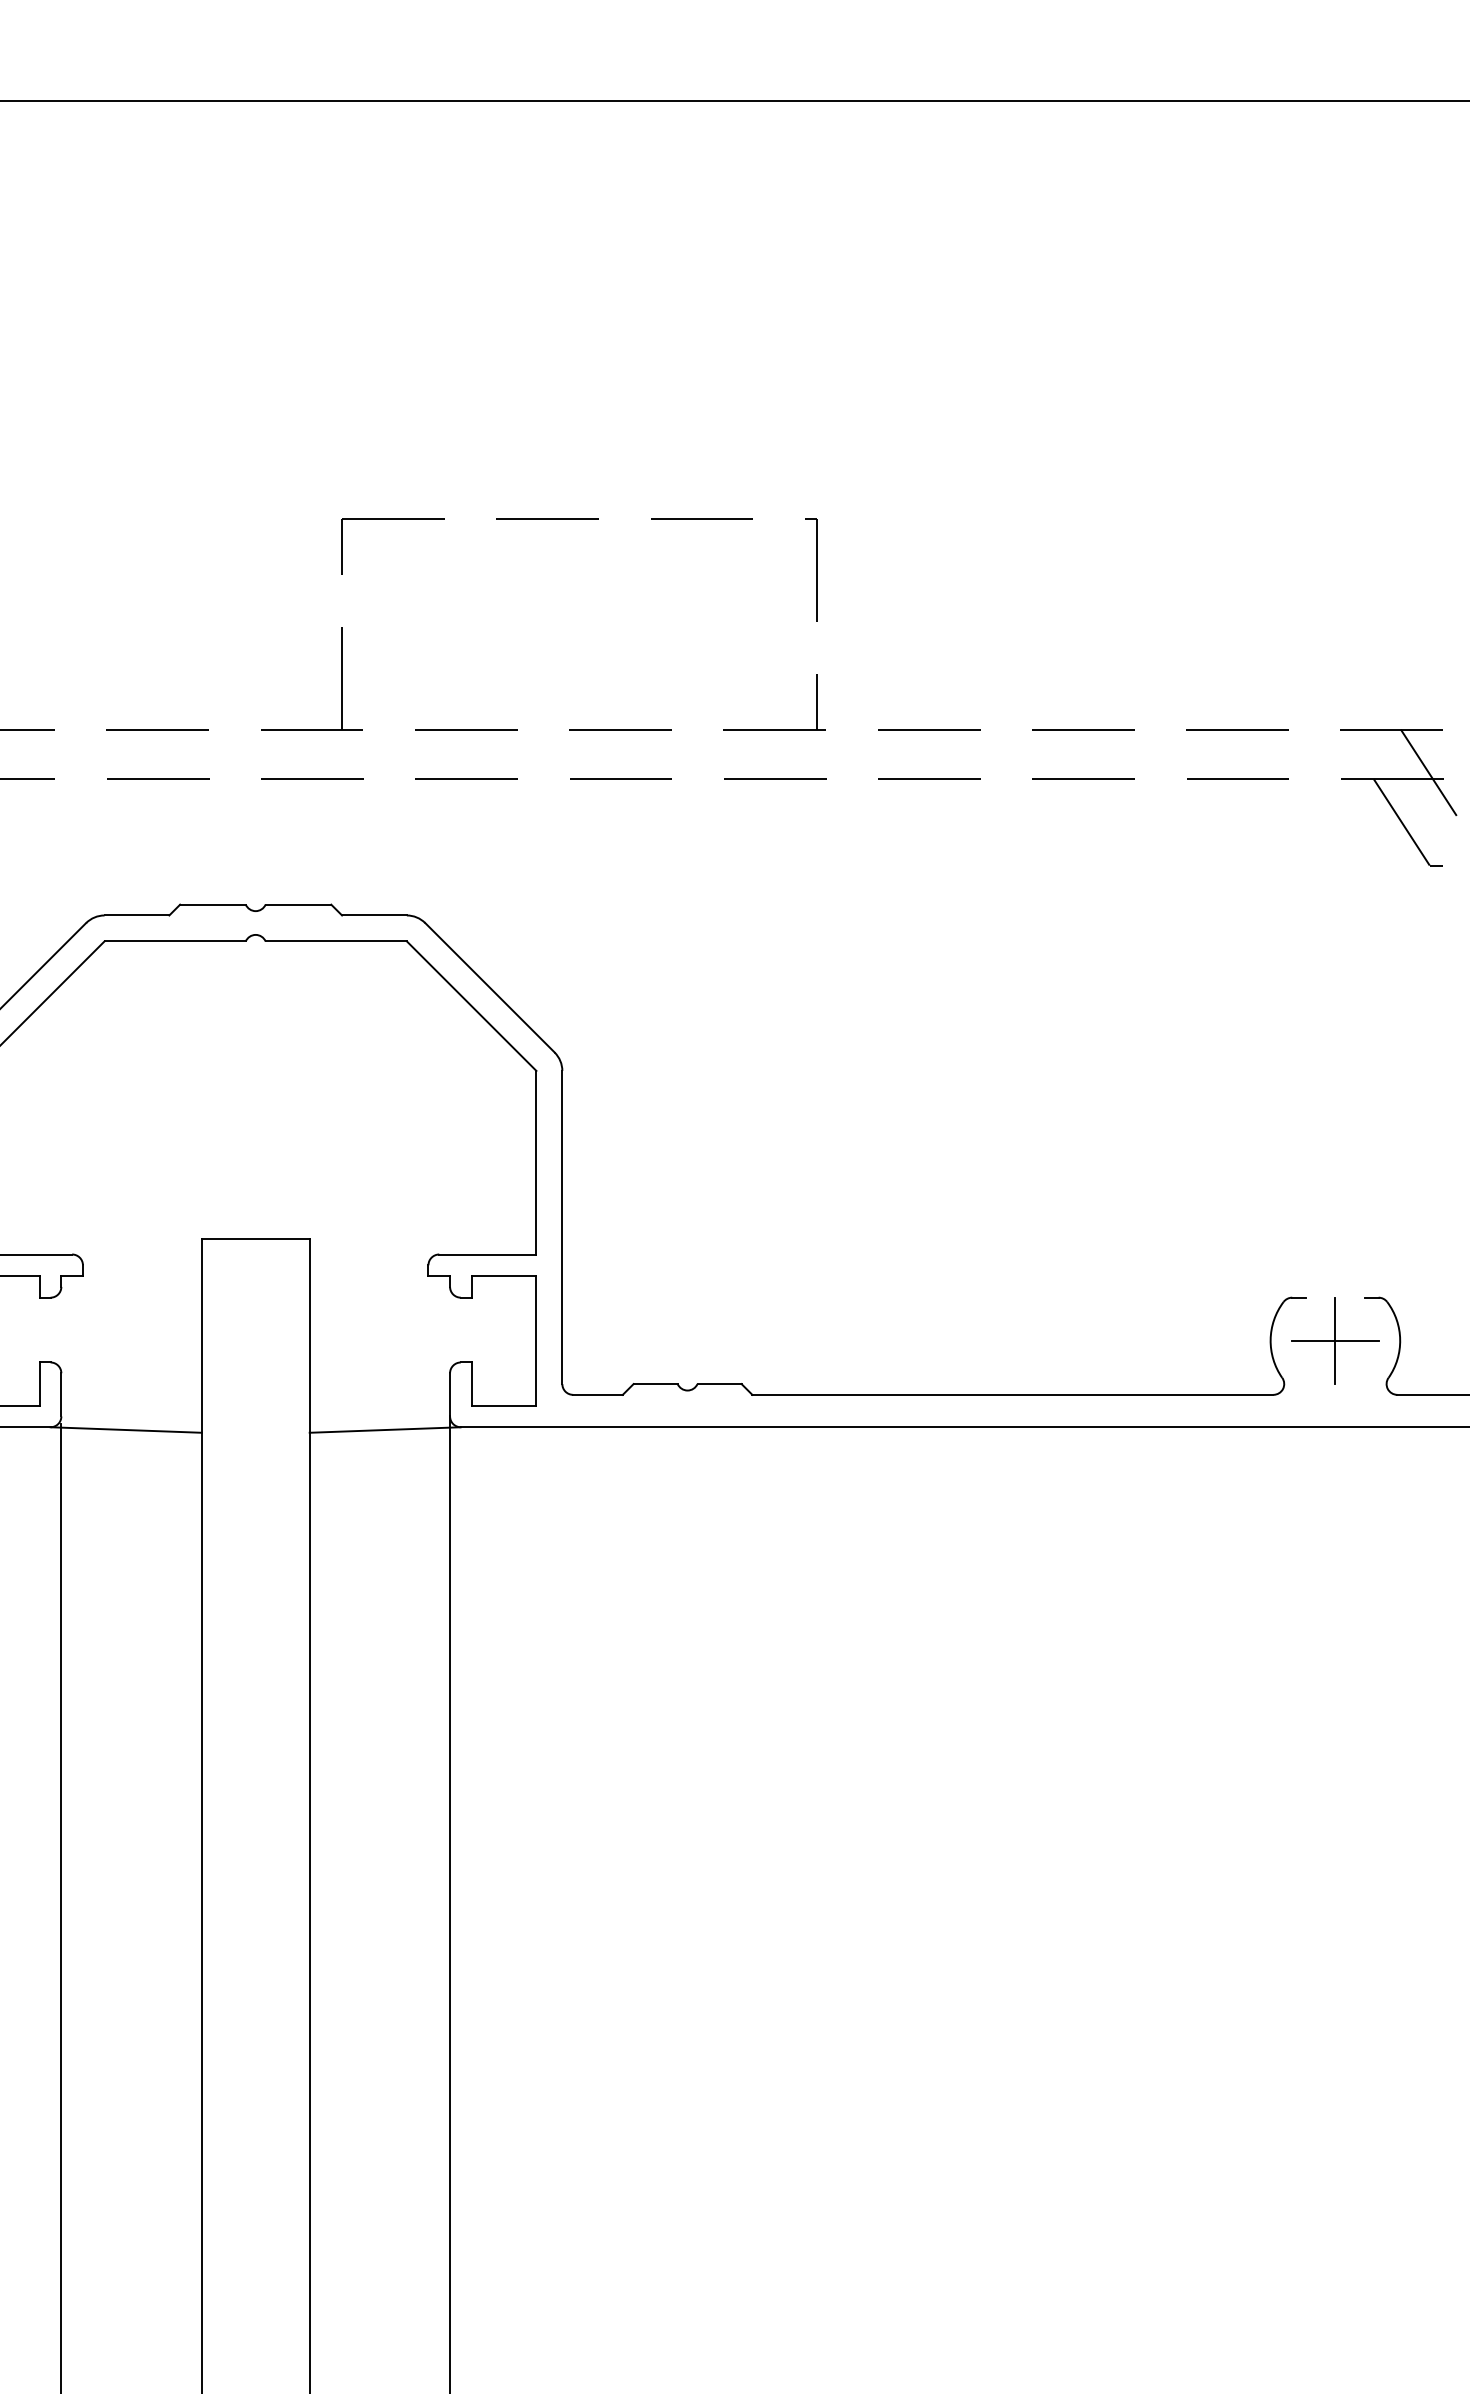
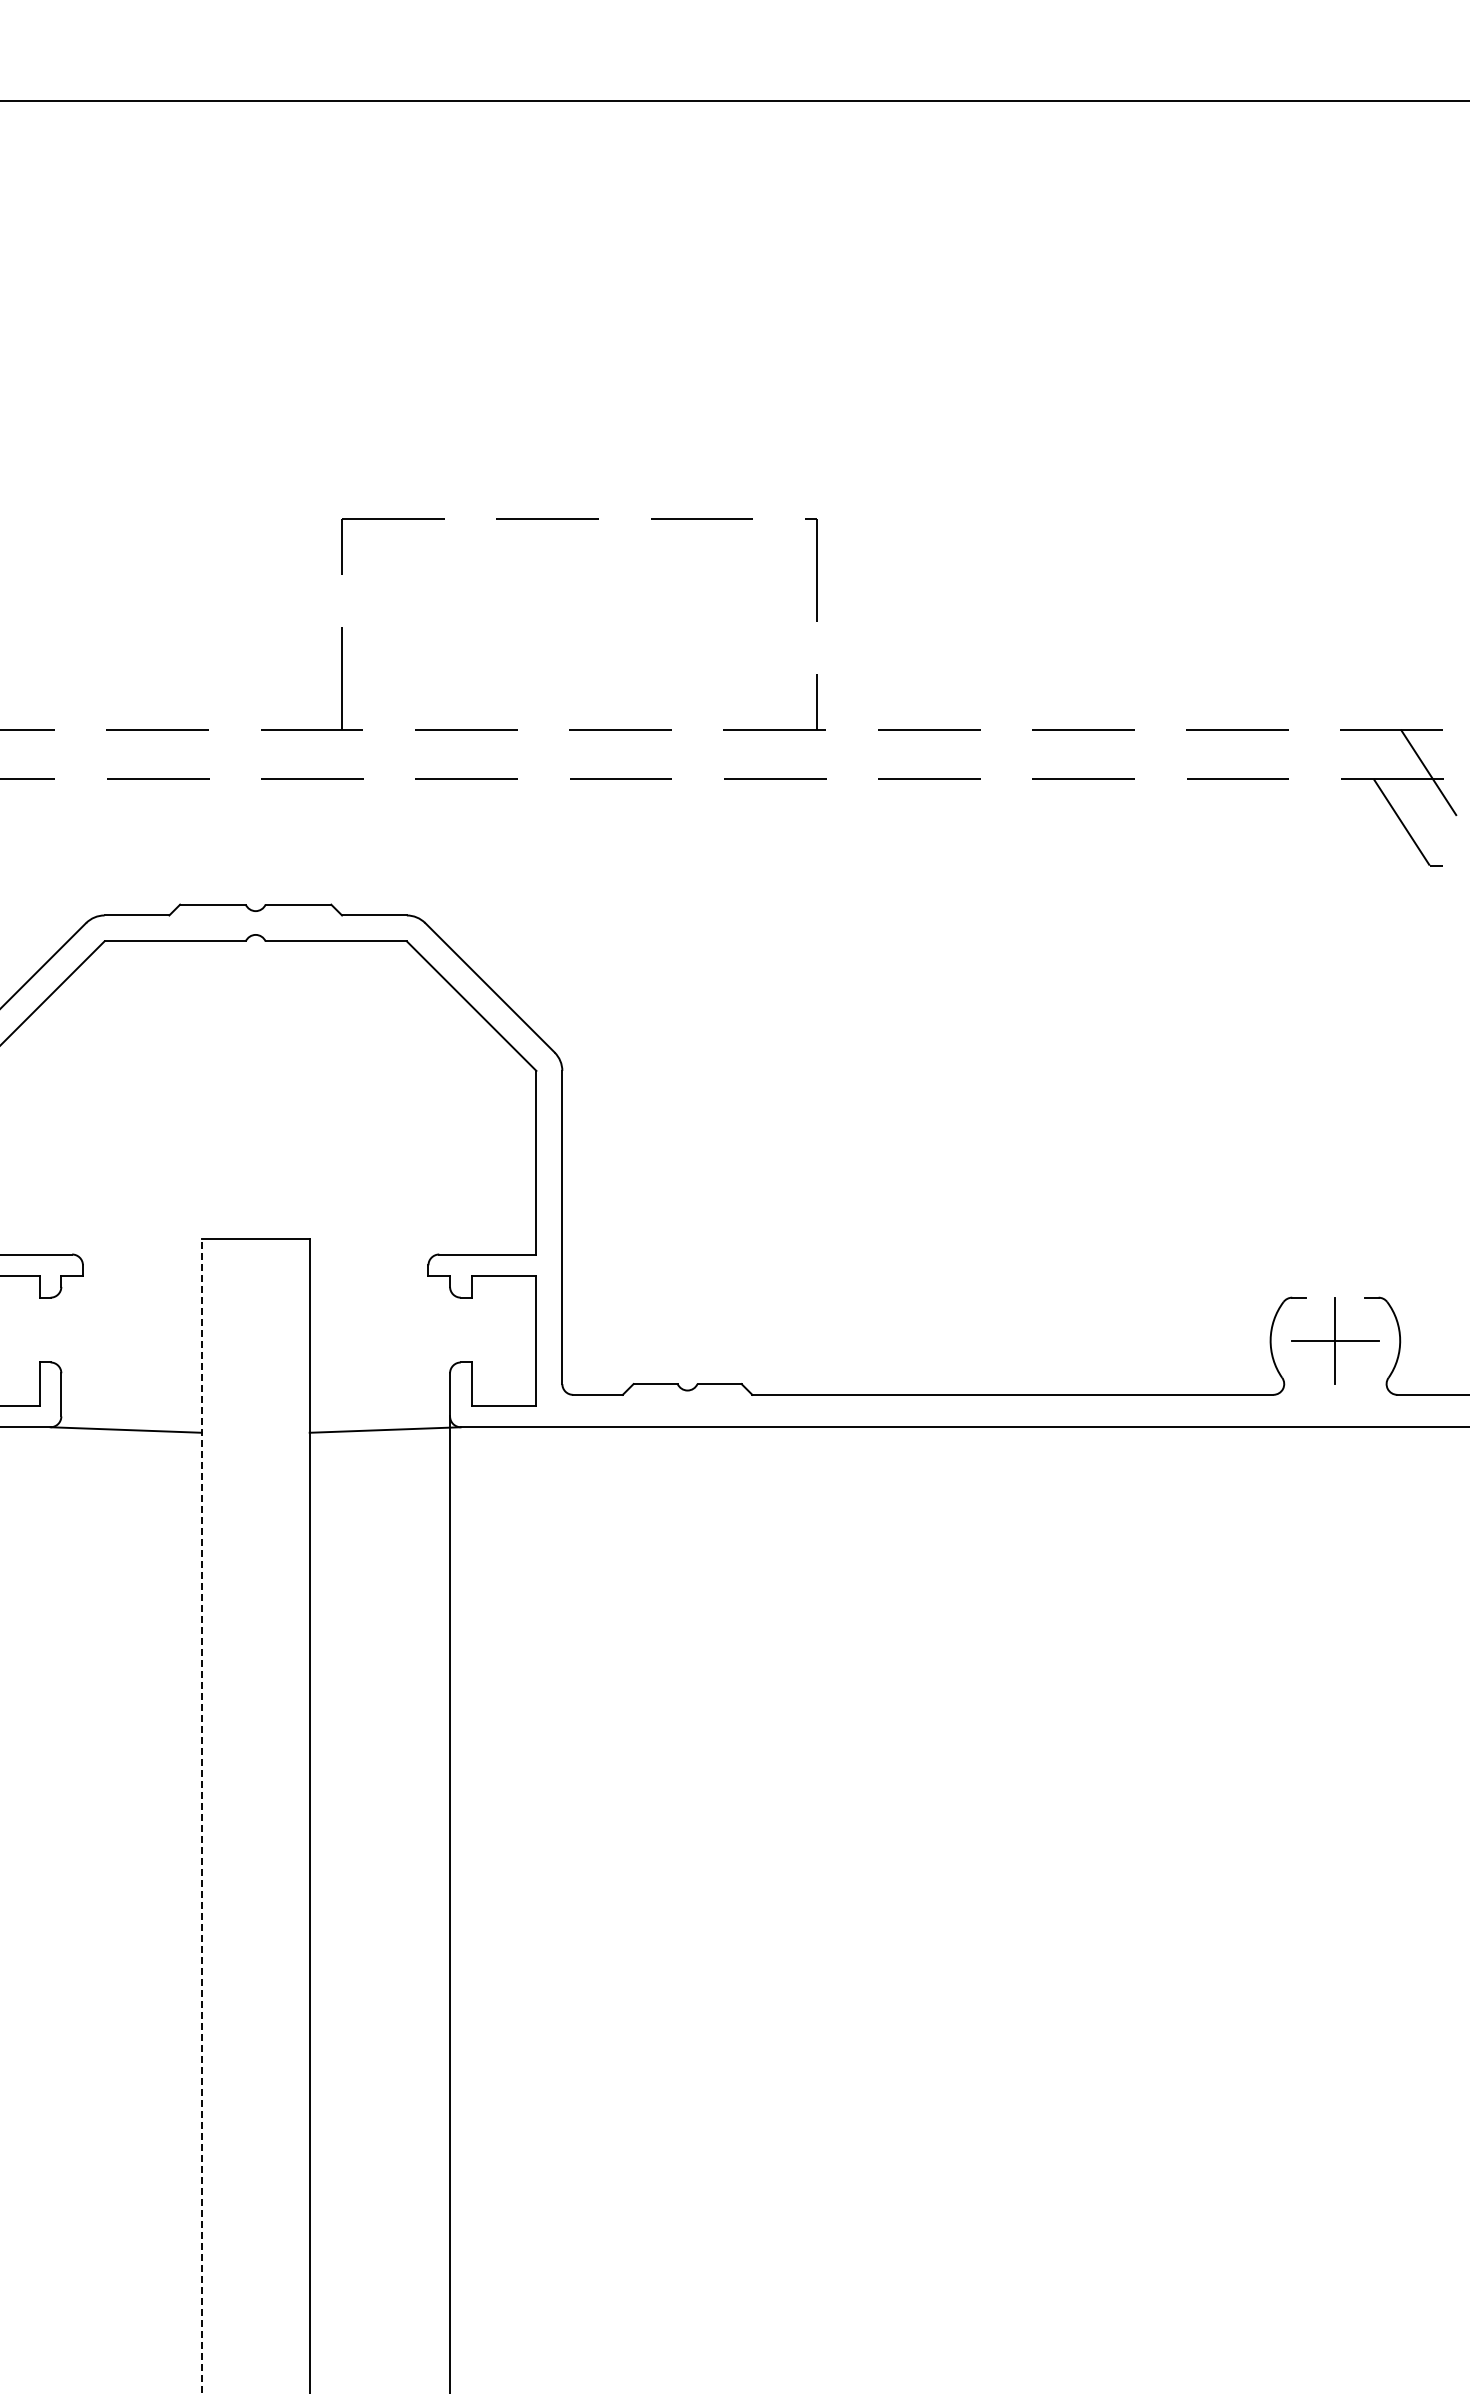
line: solid -> dashed (201, 1815)
line: present -> none (61, 1907)
